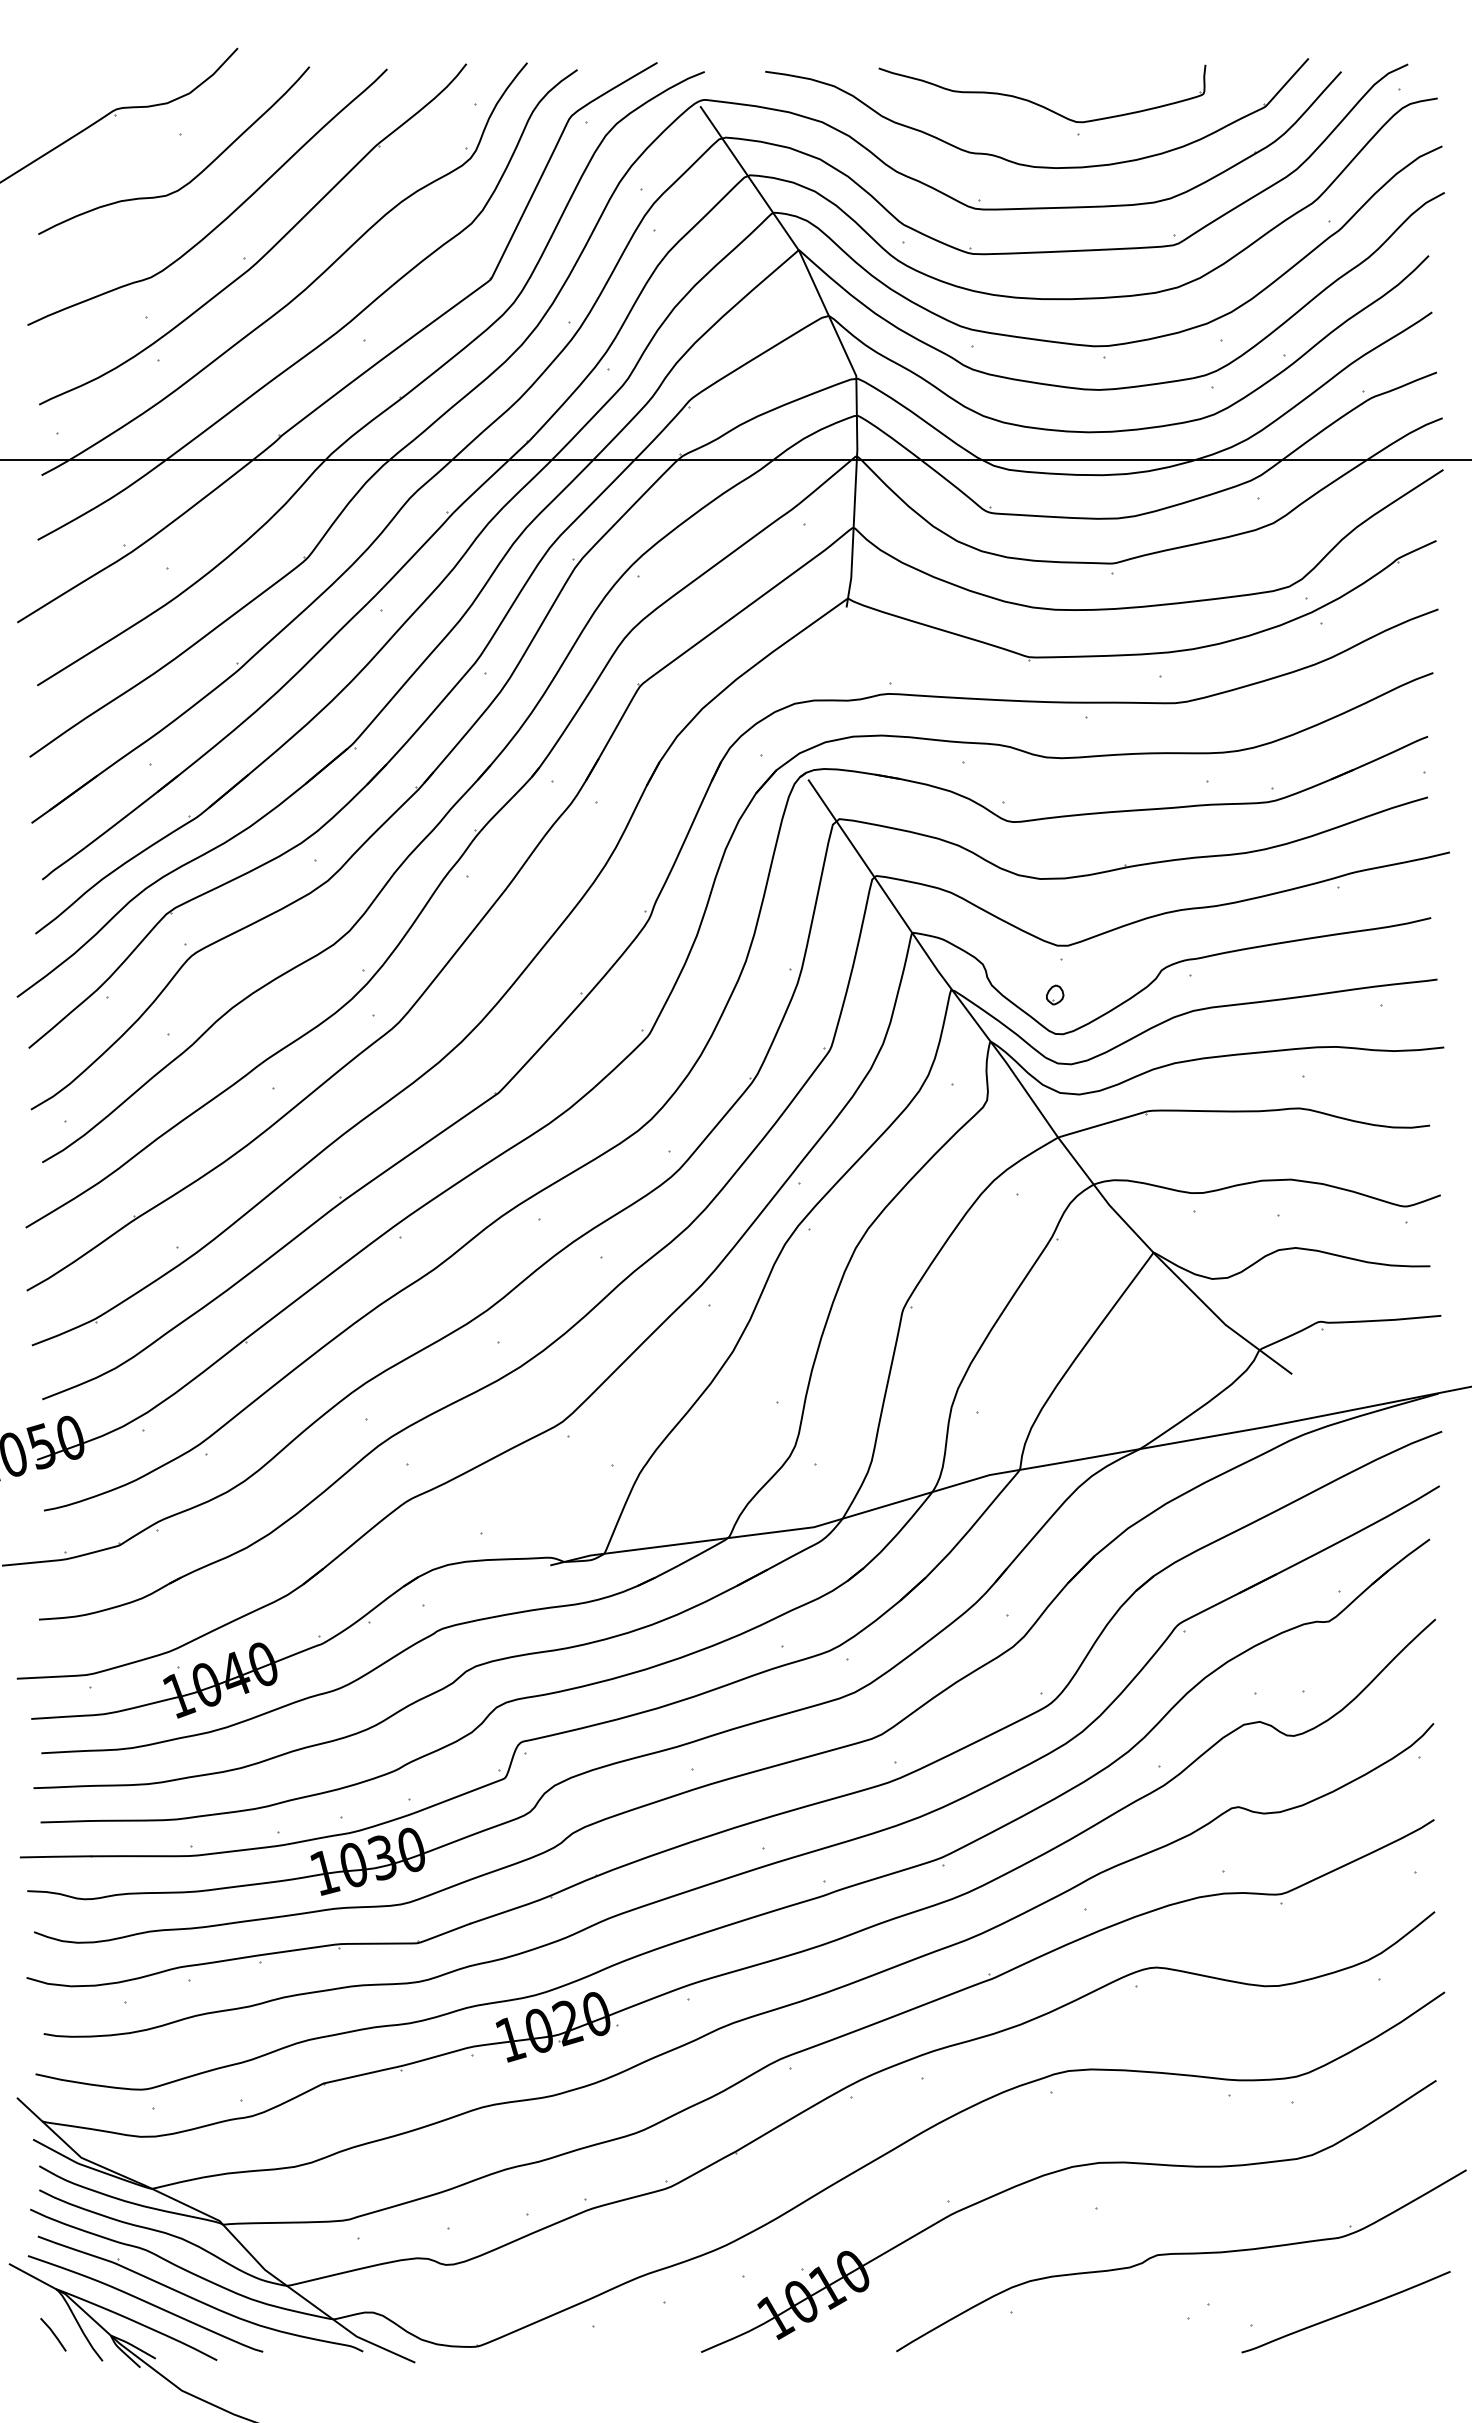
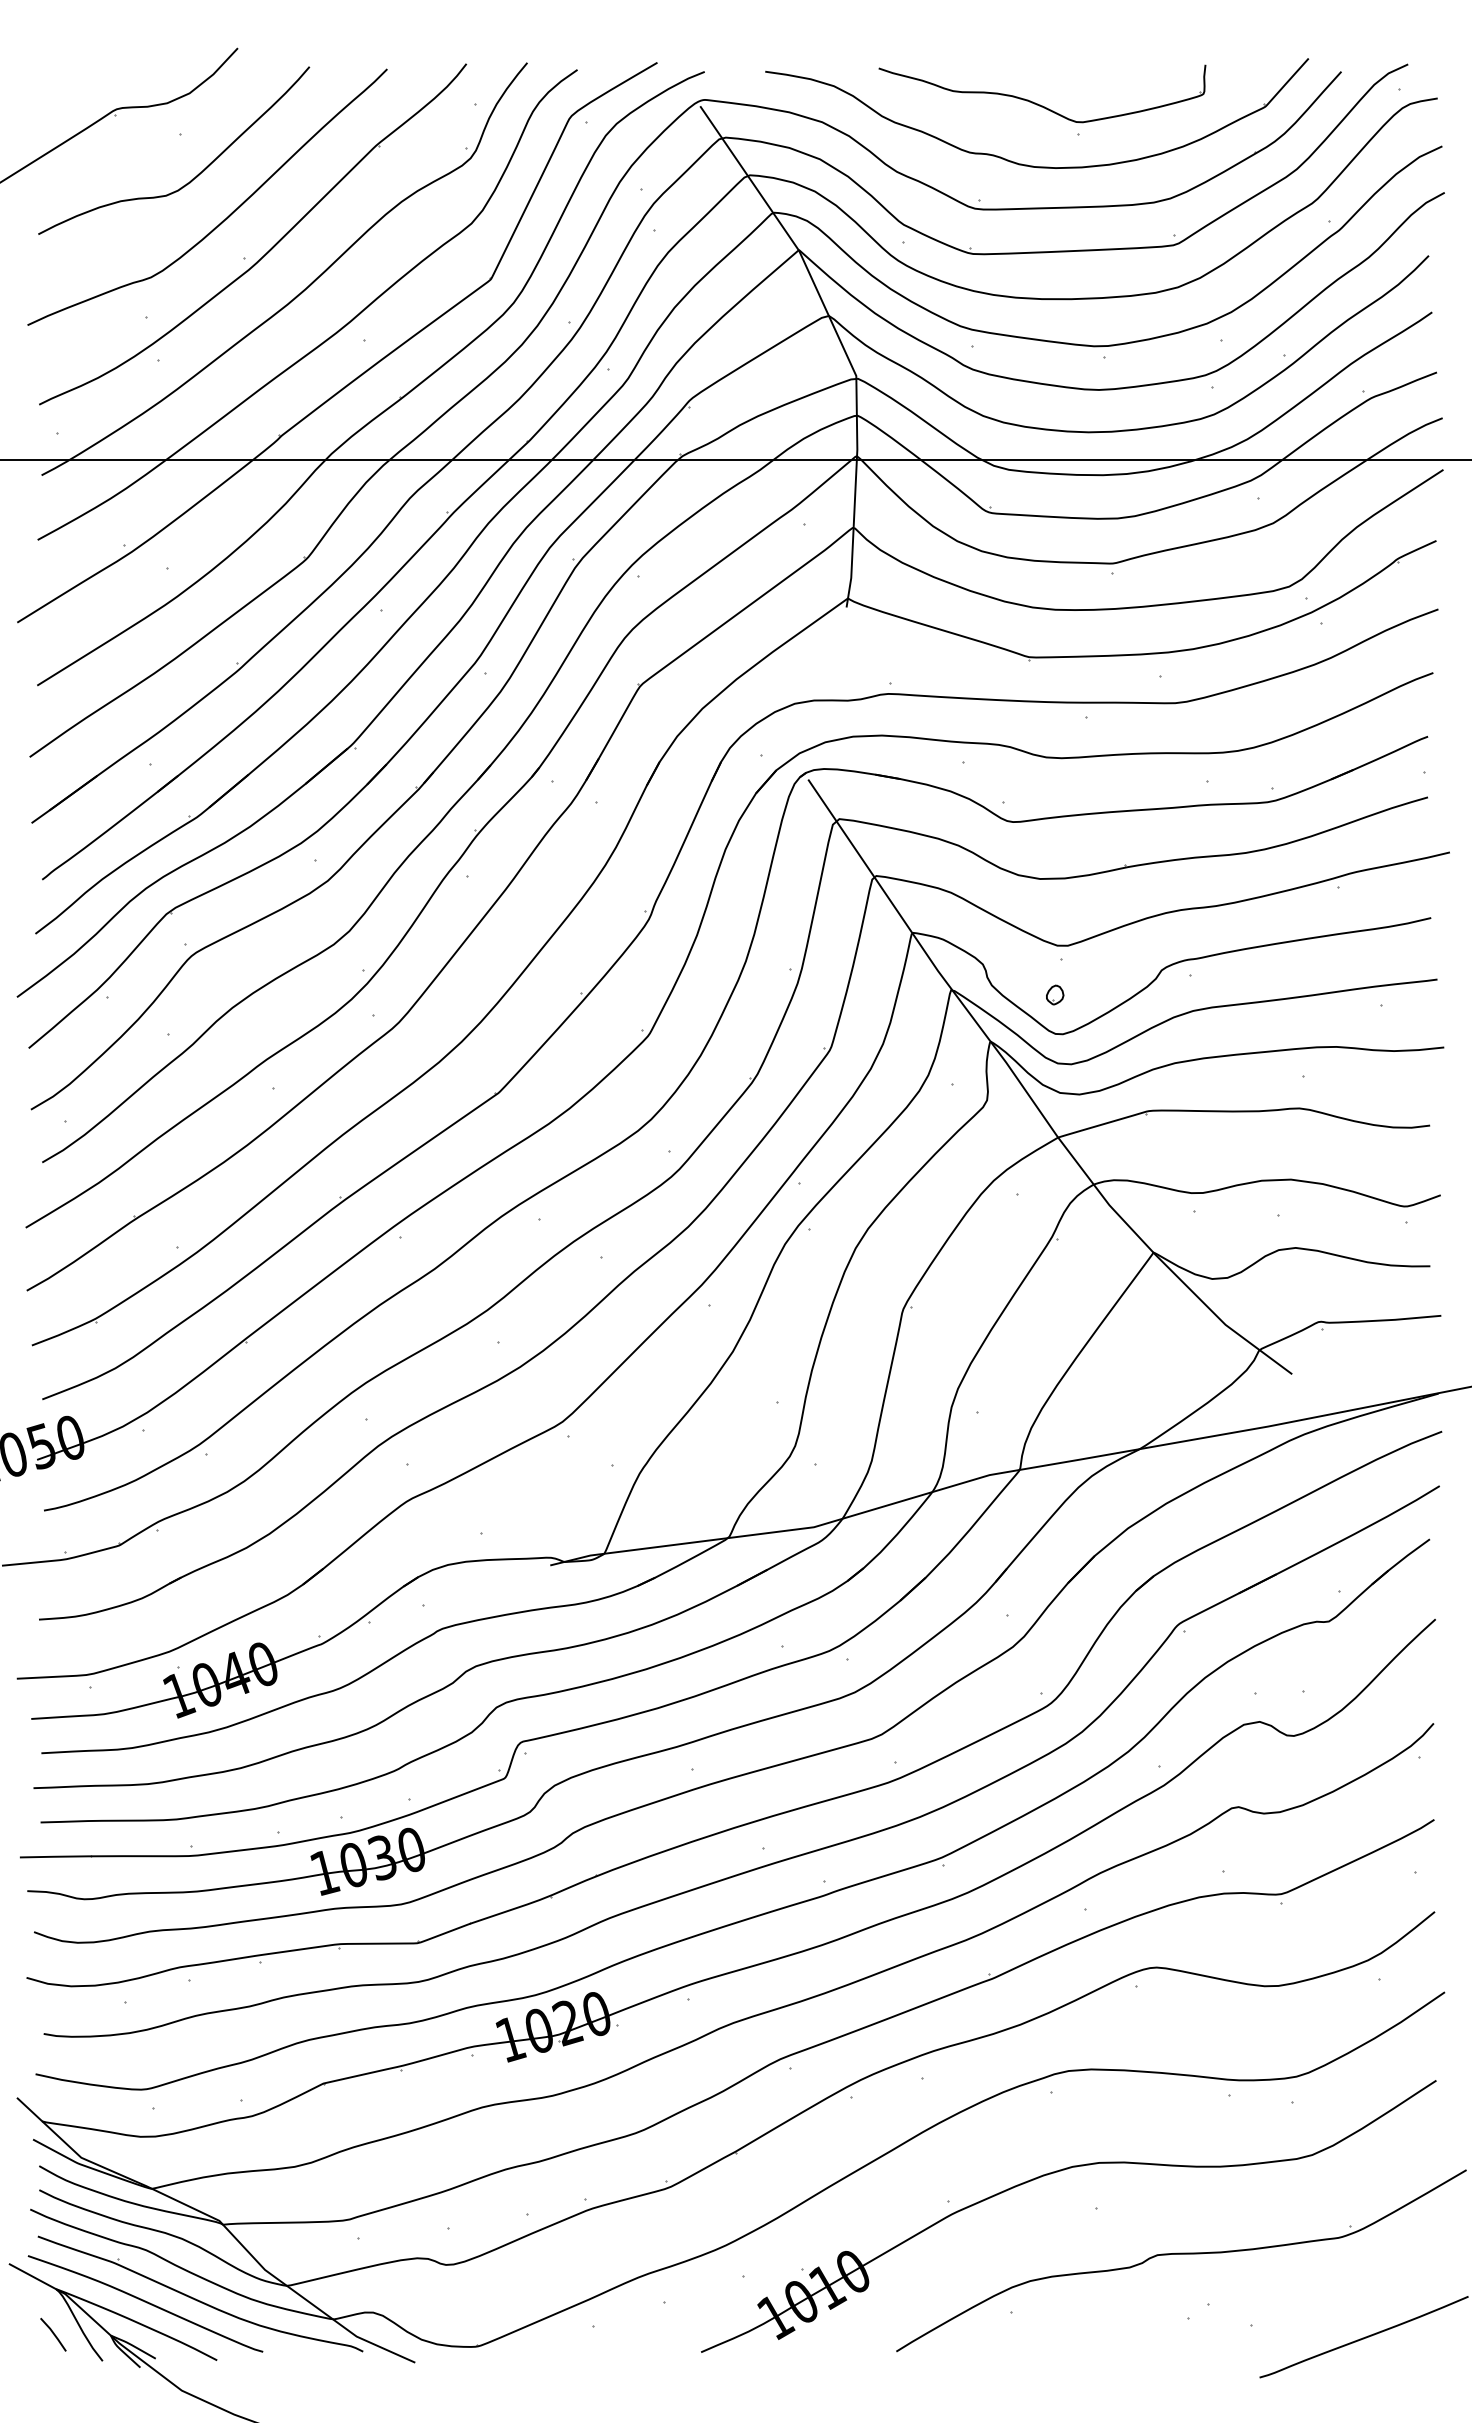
curve position: (1345, 2312) -> (1363, 2337) (1363, 2337)
